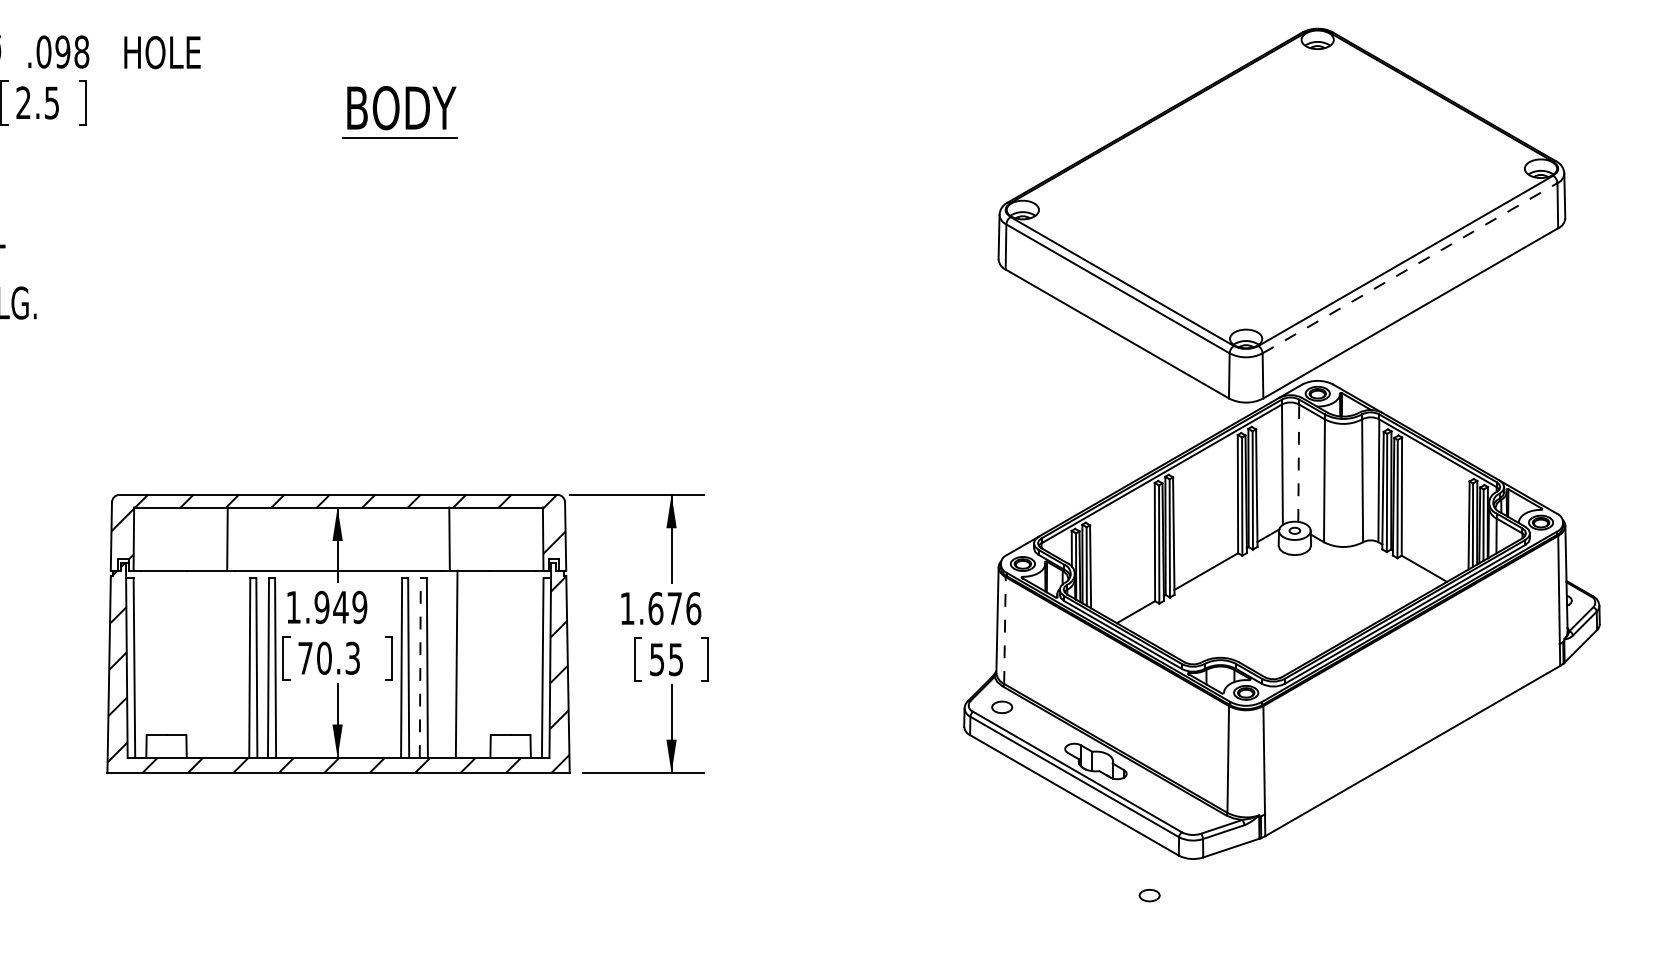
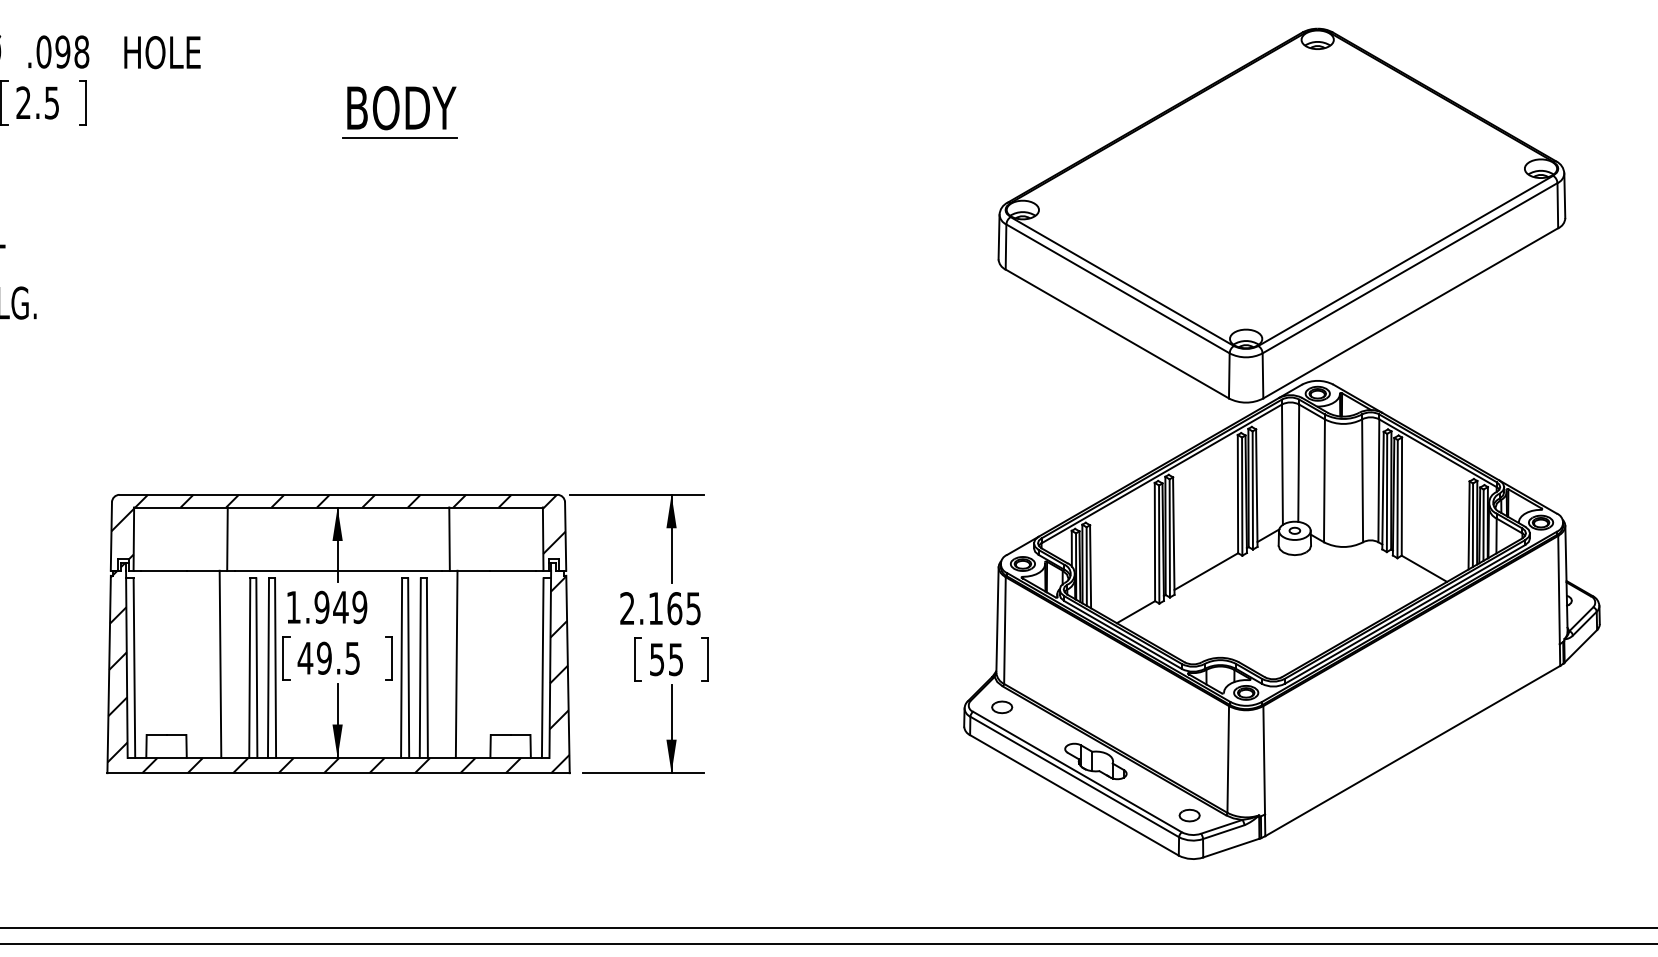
line: dashed -> solid (1410, 267)
line: dashed -> solid (1298, 463)
text: 1.676 -> 2.165 (660, 608)
line: dashed -> solid (1004, 630)
text: 70.3 -> 49.5 (328, 657)
line: none -> present (220, 663)
line: dashed -> solid (420, 668)
part position: (1149, 895) -> (1189, 815) (1189, 815)
line: none -> present (828, 928)
line: none -> present (828, 944)
